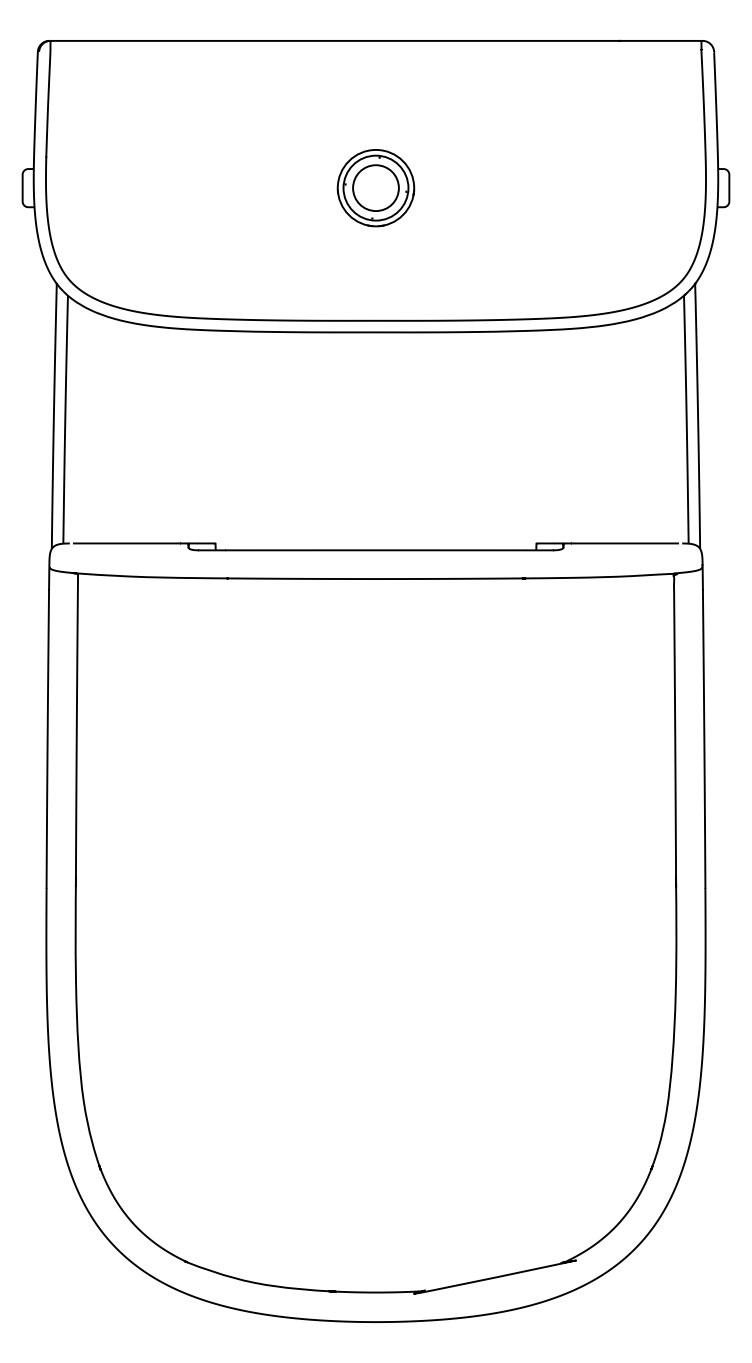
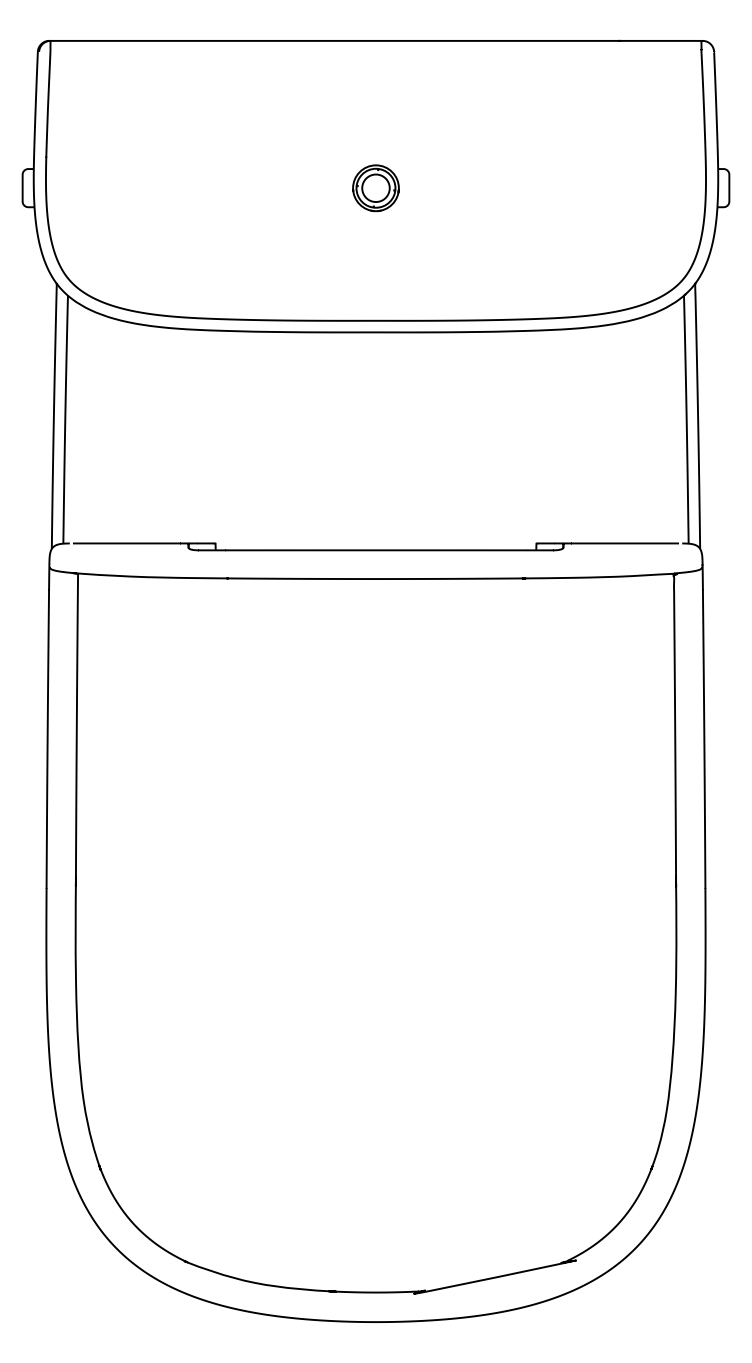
part size: 80x79 px -> 48x49 px (375, 188)
